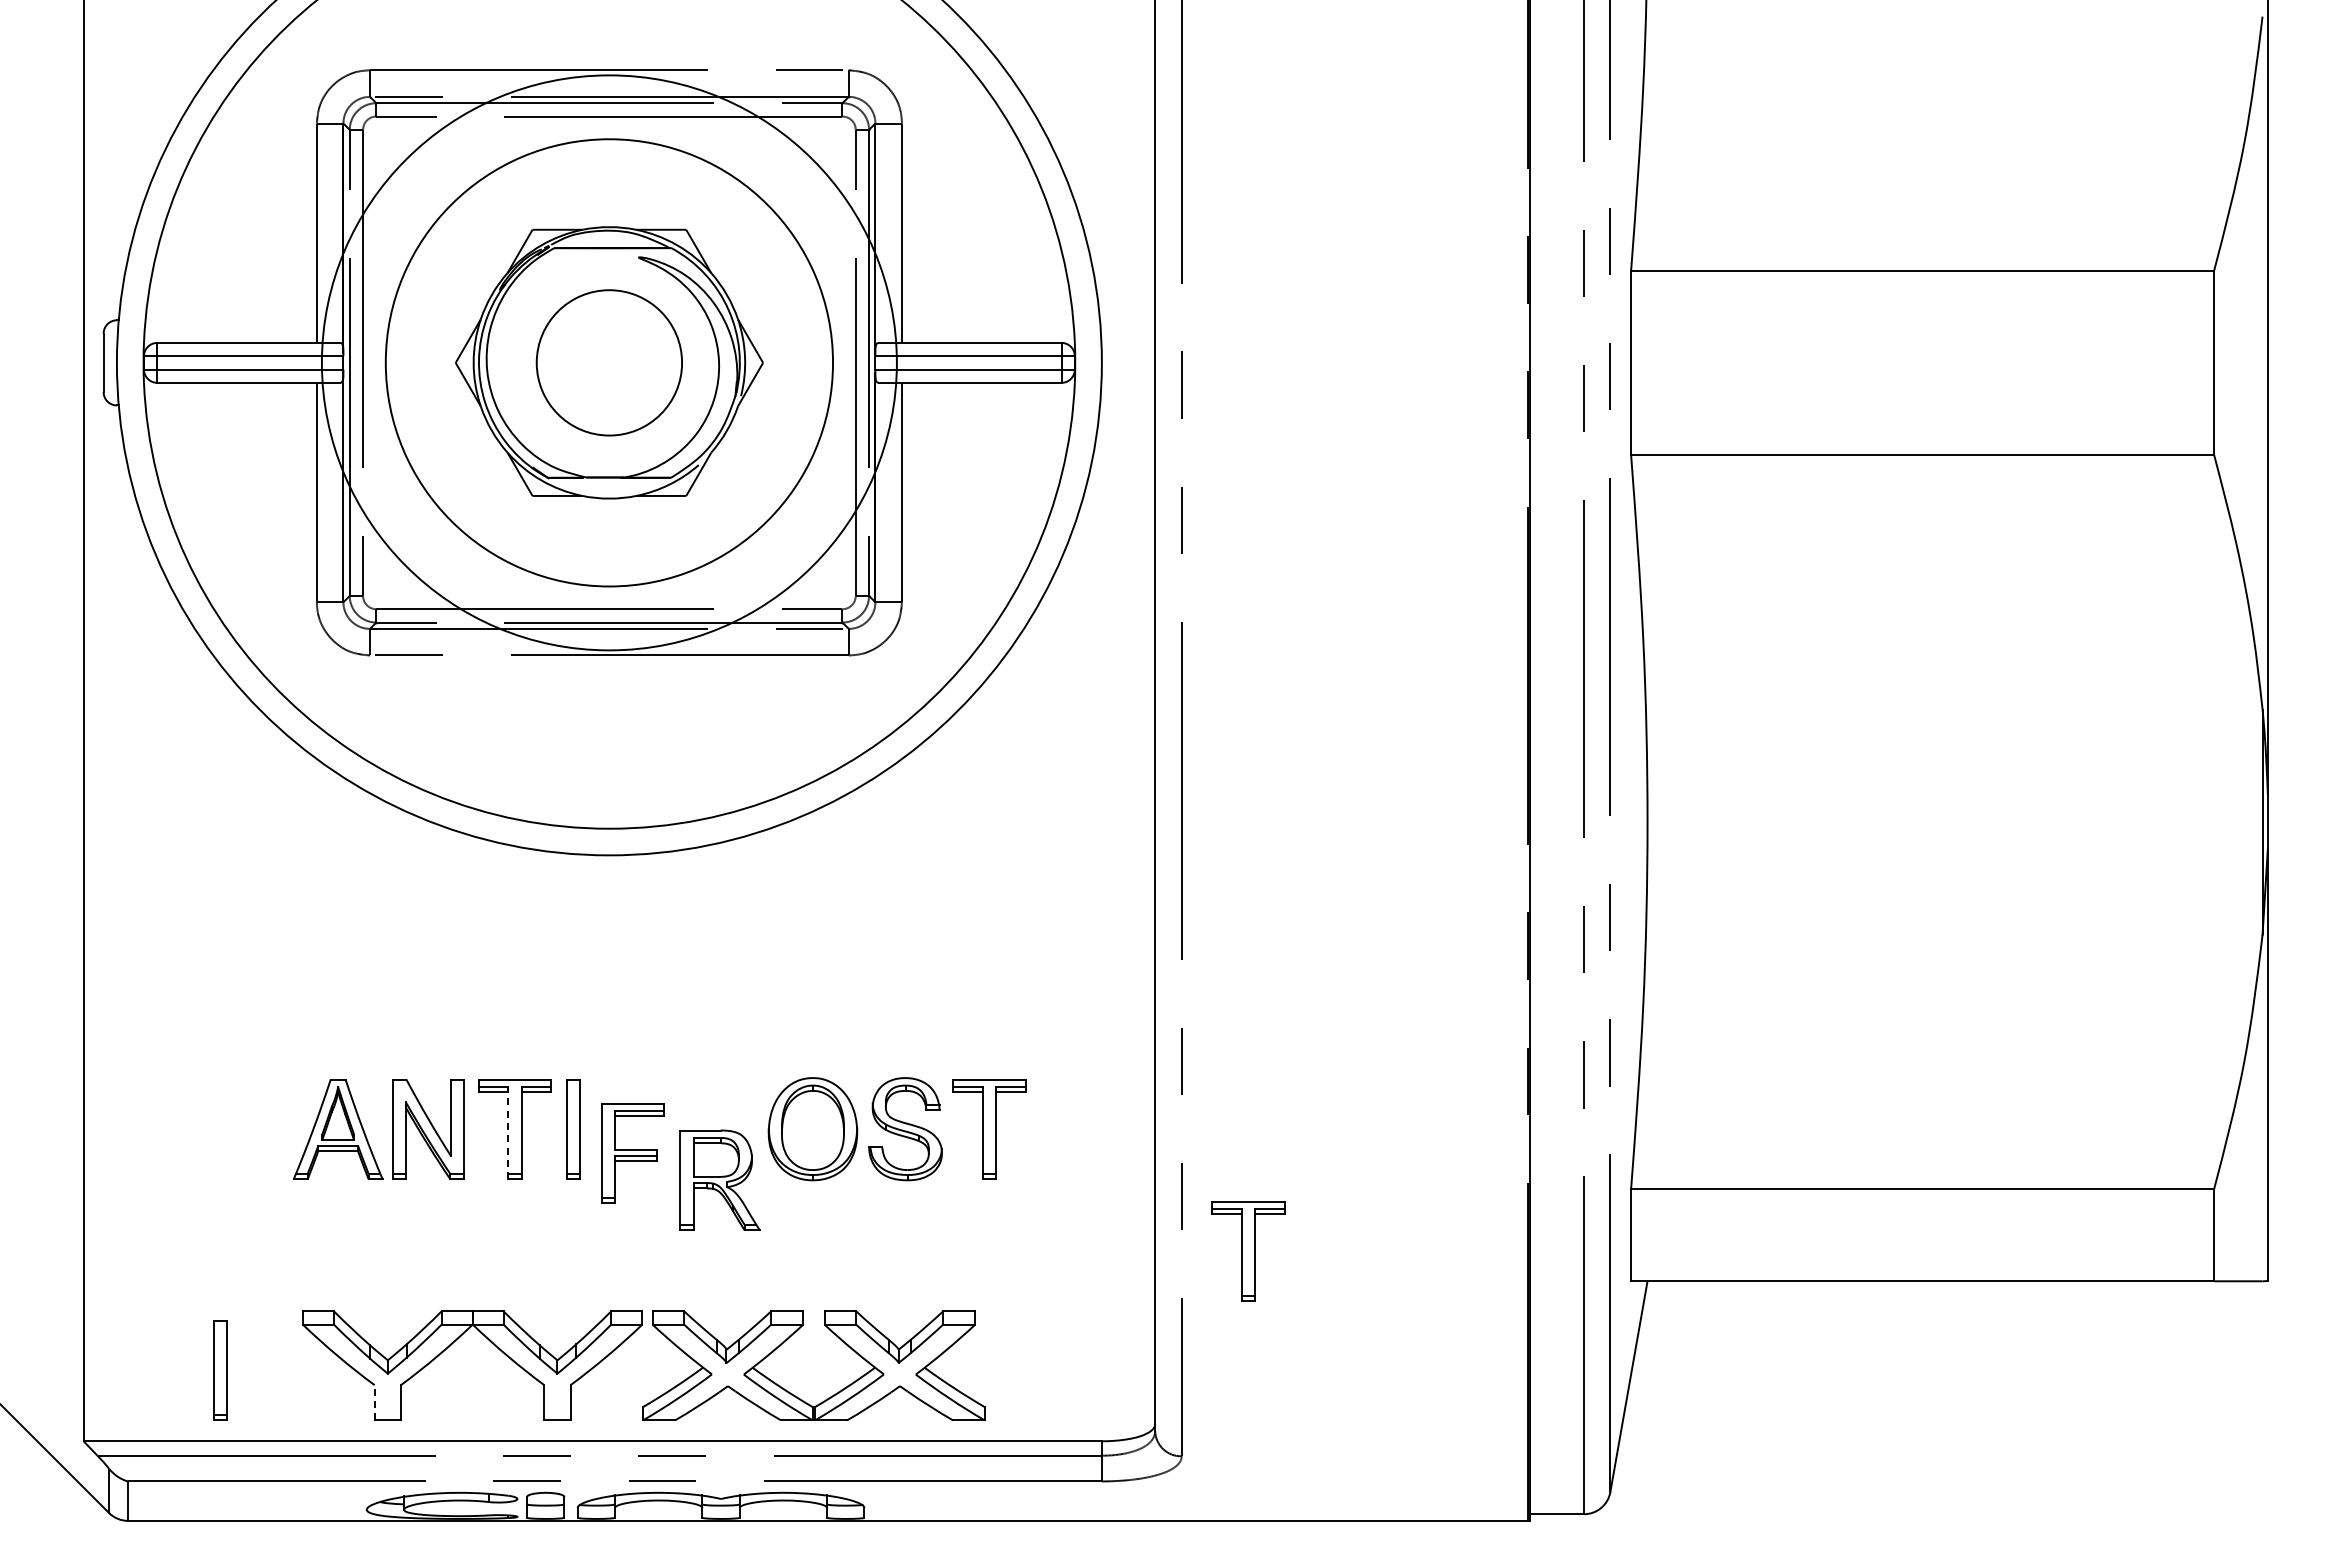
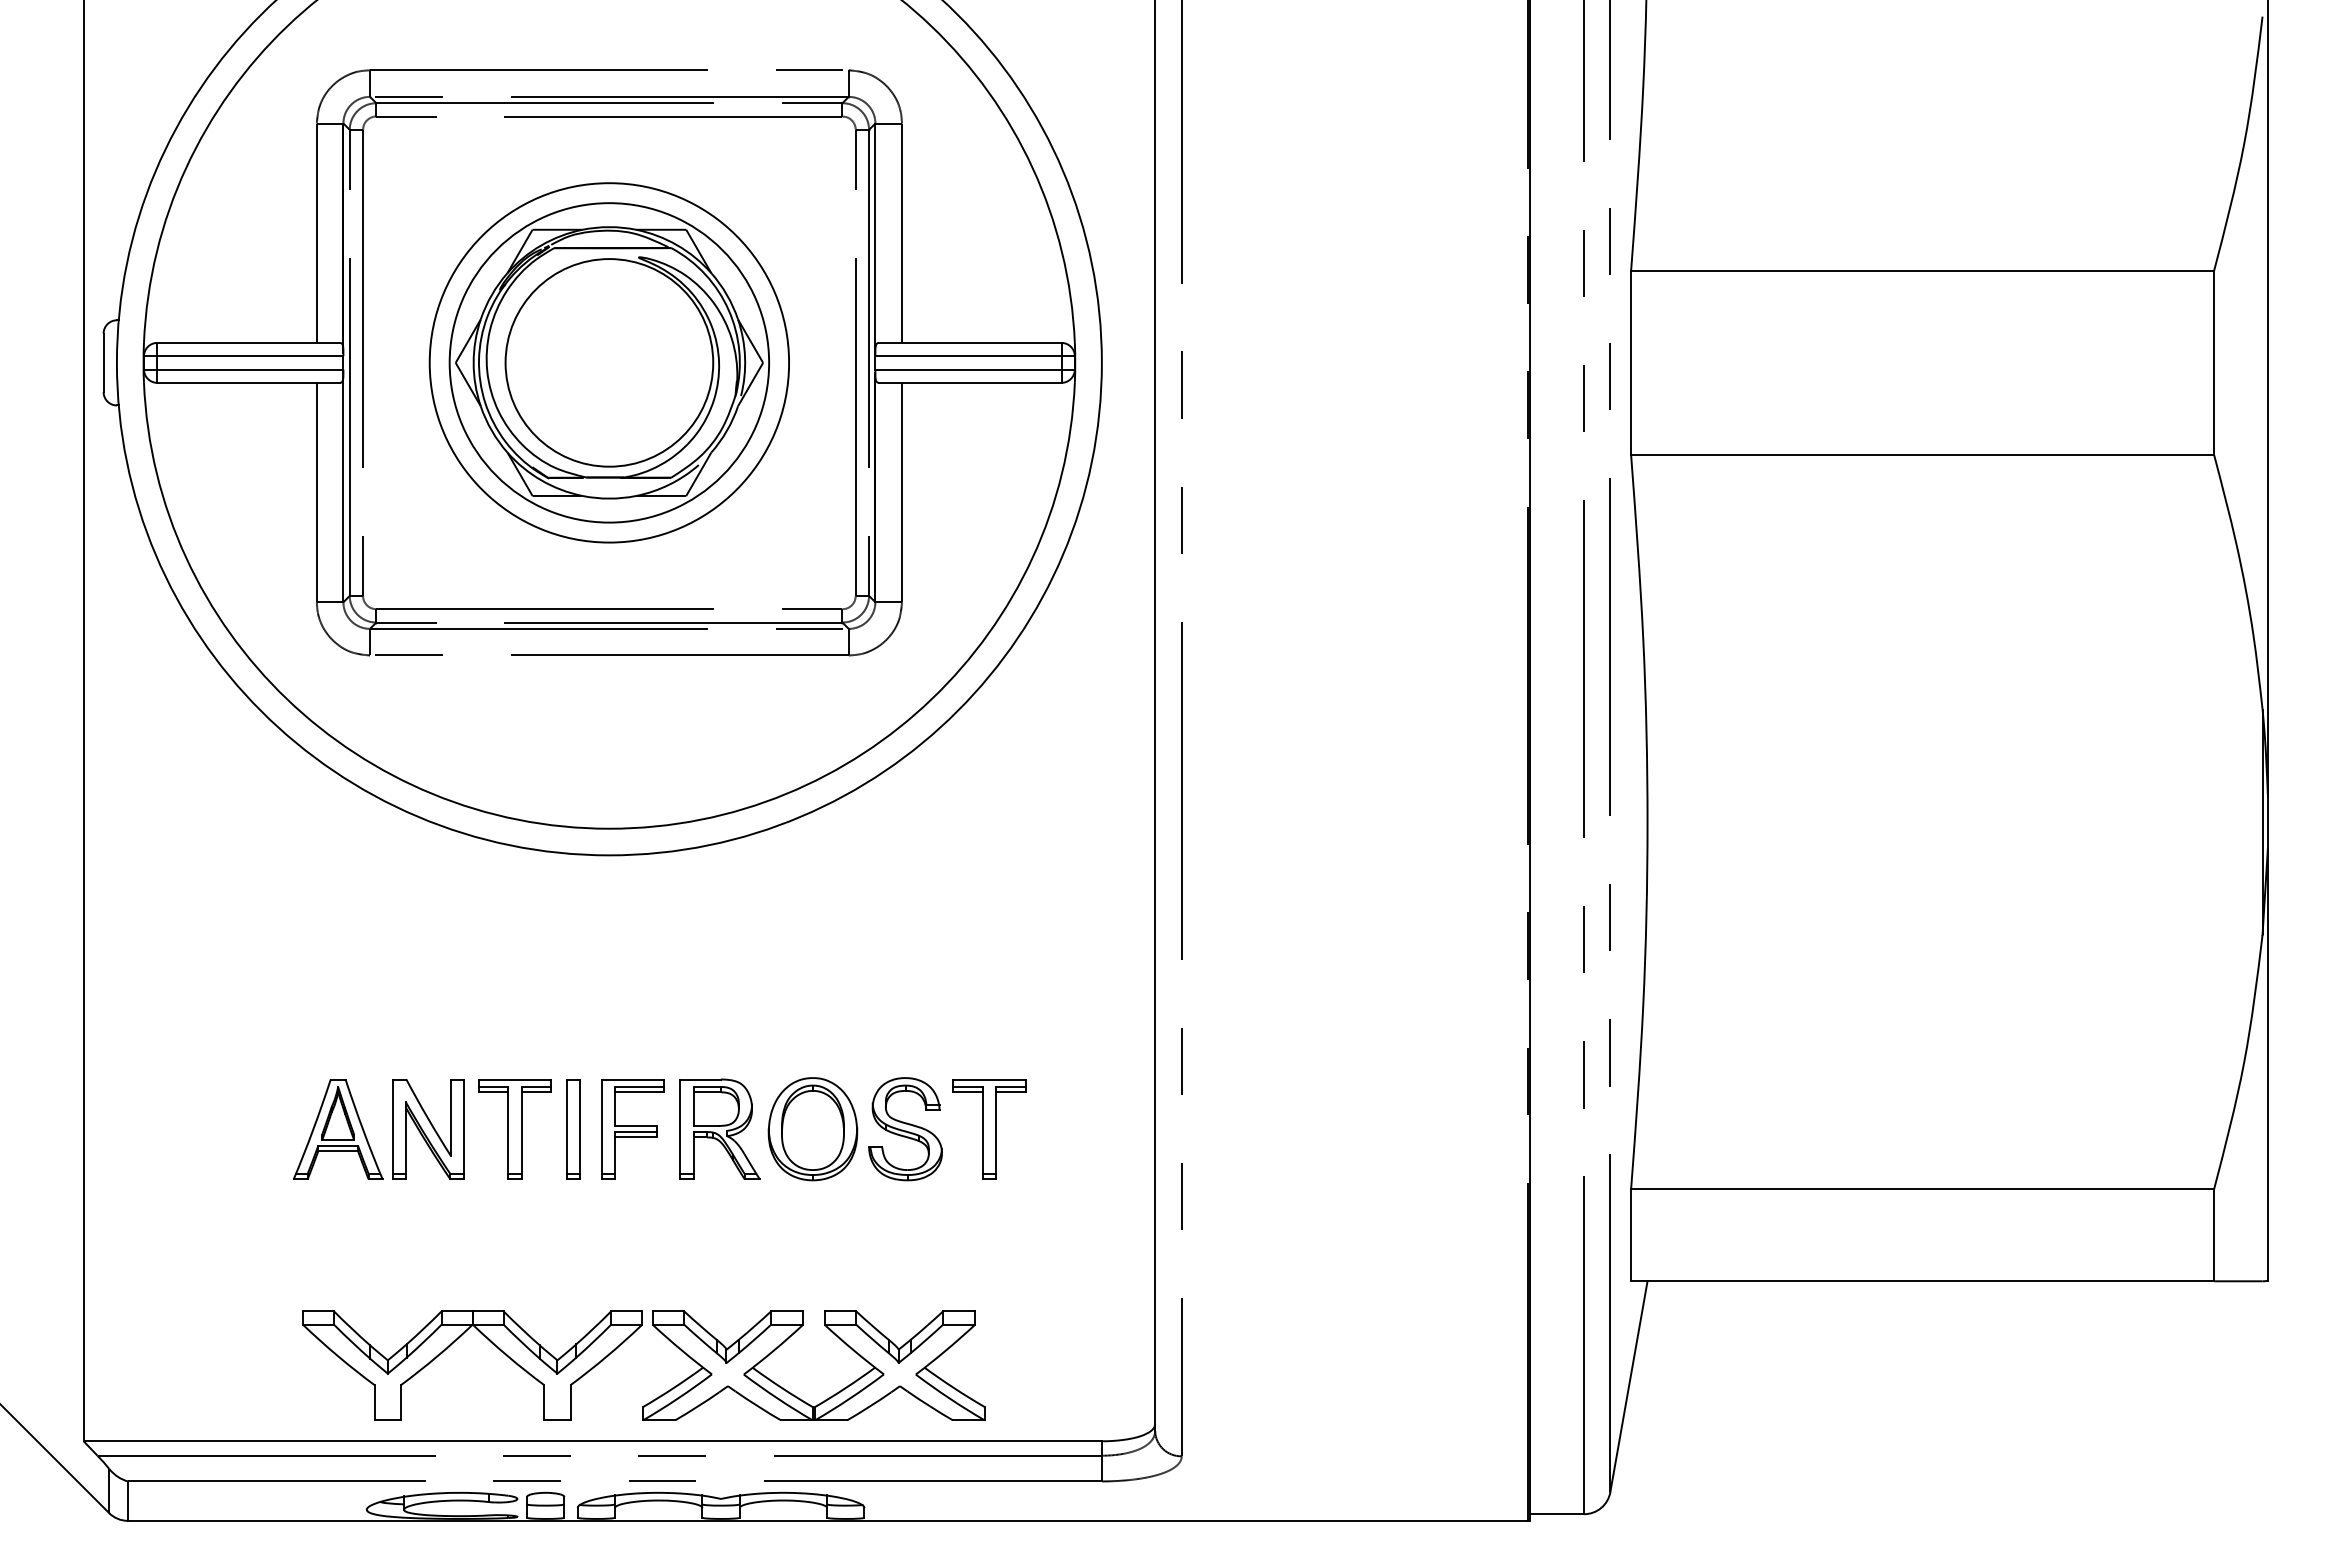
circle diameter: 575 px -> 359 px (609, 362)
circle diameter: 145 px -> 208 px (609, 362)
circle diameter: 447 px -> 319 px (609, 362)
line: dashed -> solid (508, 1135)
part position: (632, 1153) -> (632, 1129) (632, 1129)
part position: (719, 1179) -> (719, 1128) (719, 1128)
part: present -> none (1248, 1251)
part: present -> none (220, 1370)
line: dashed -> solid (374, 1402)
